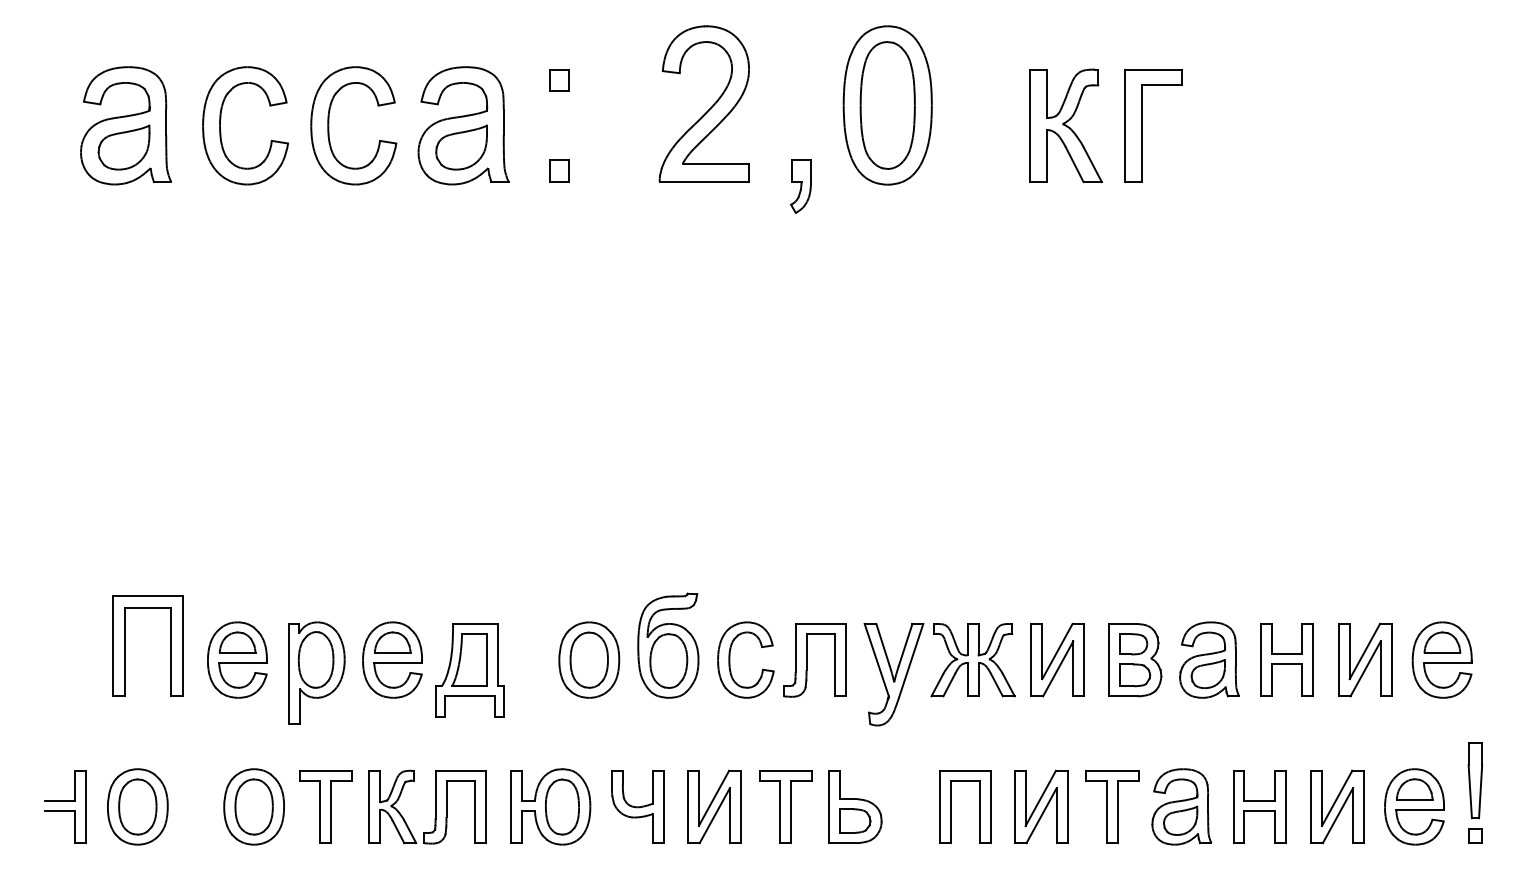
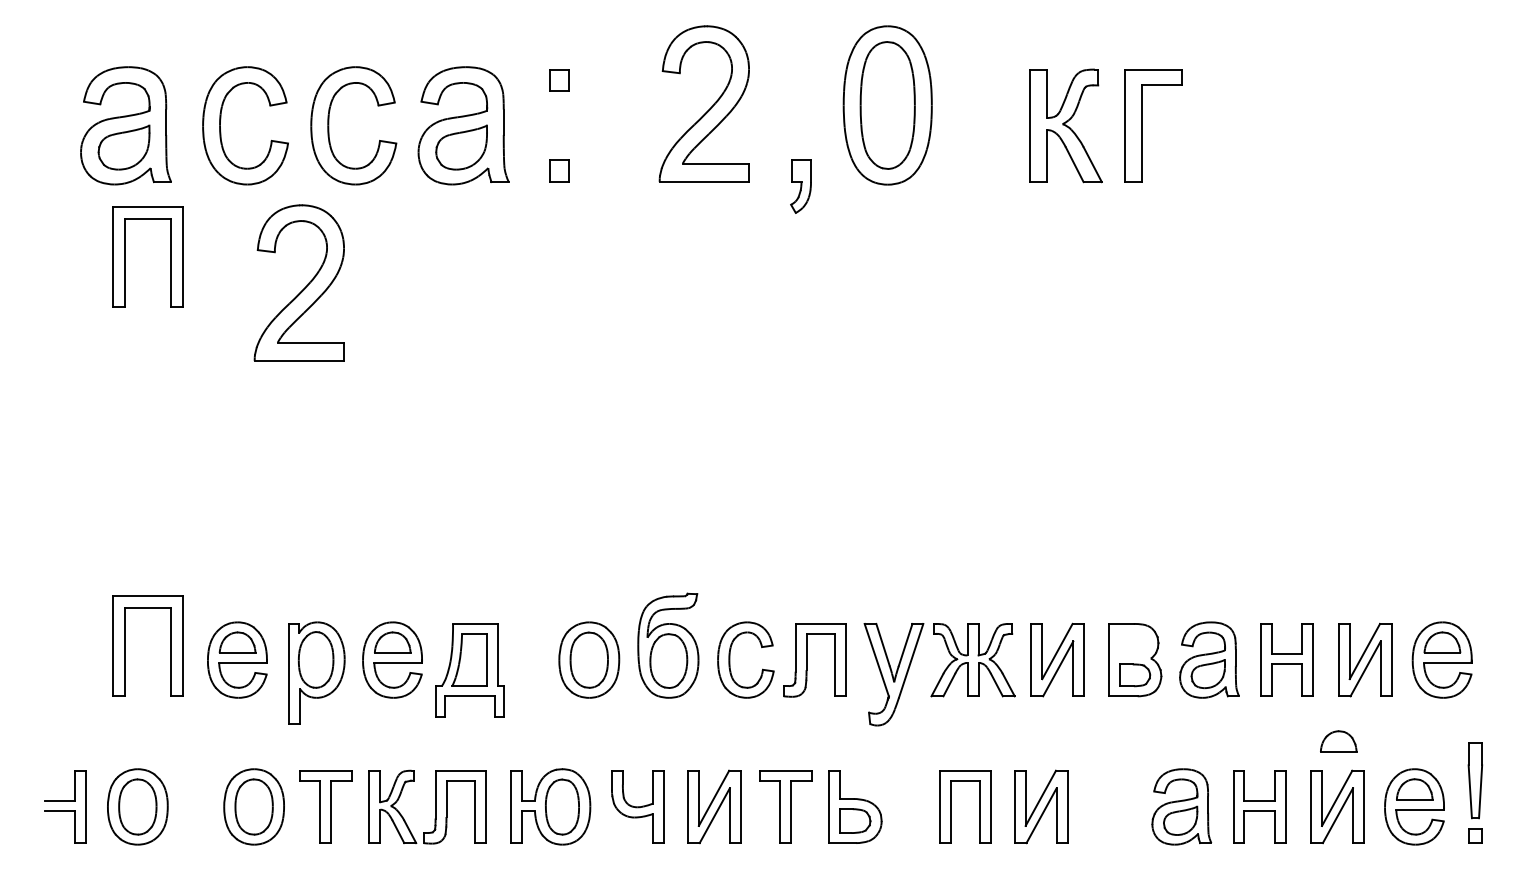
part: none -> present (125, 256)
part: none -> present (304, 287)
part: present -> none (1133, 644)
part: none -> present (1338, 741)
part: present -> none (1112, 806)
